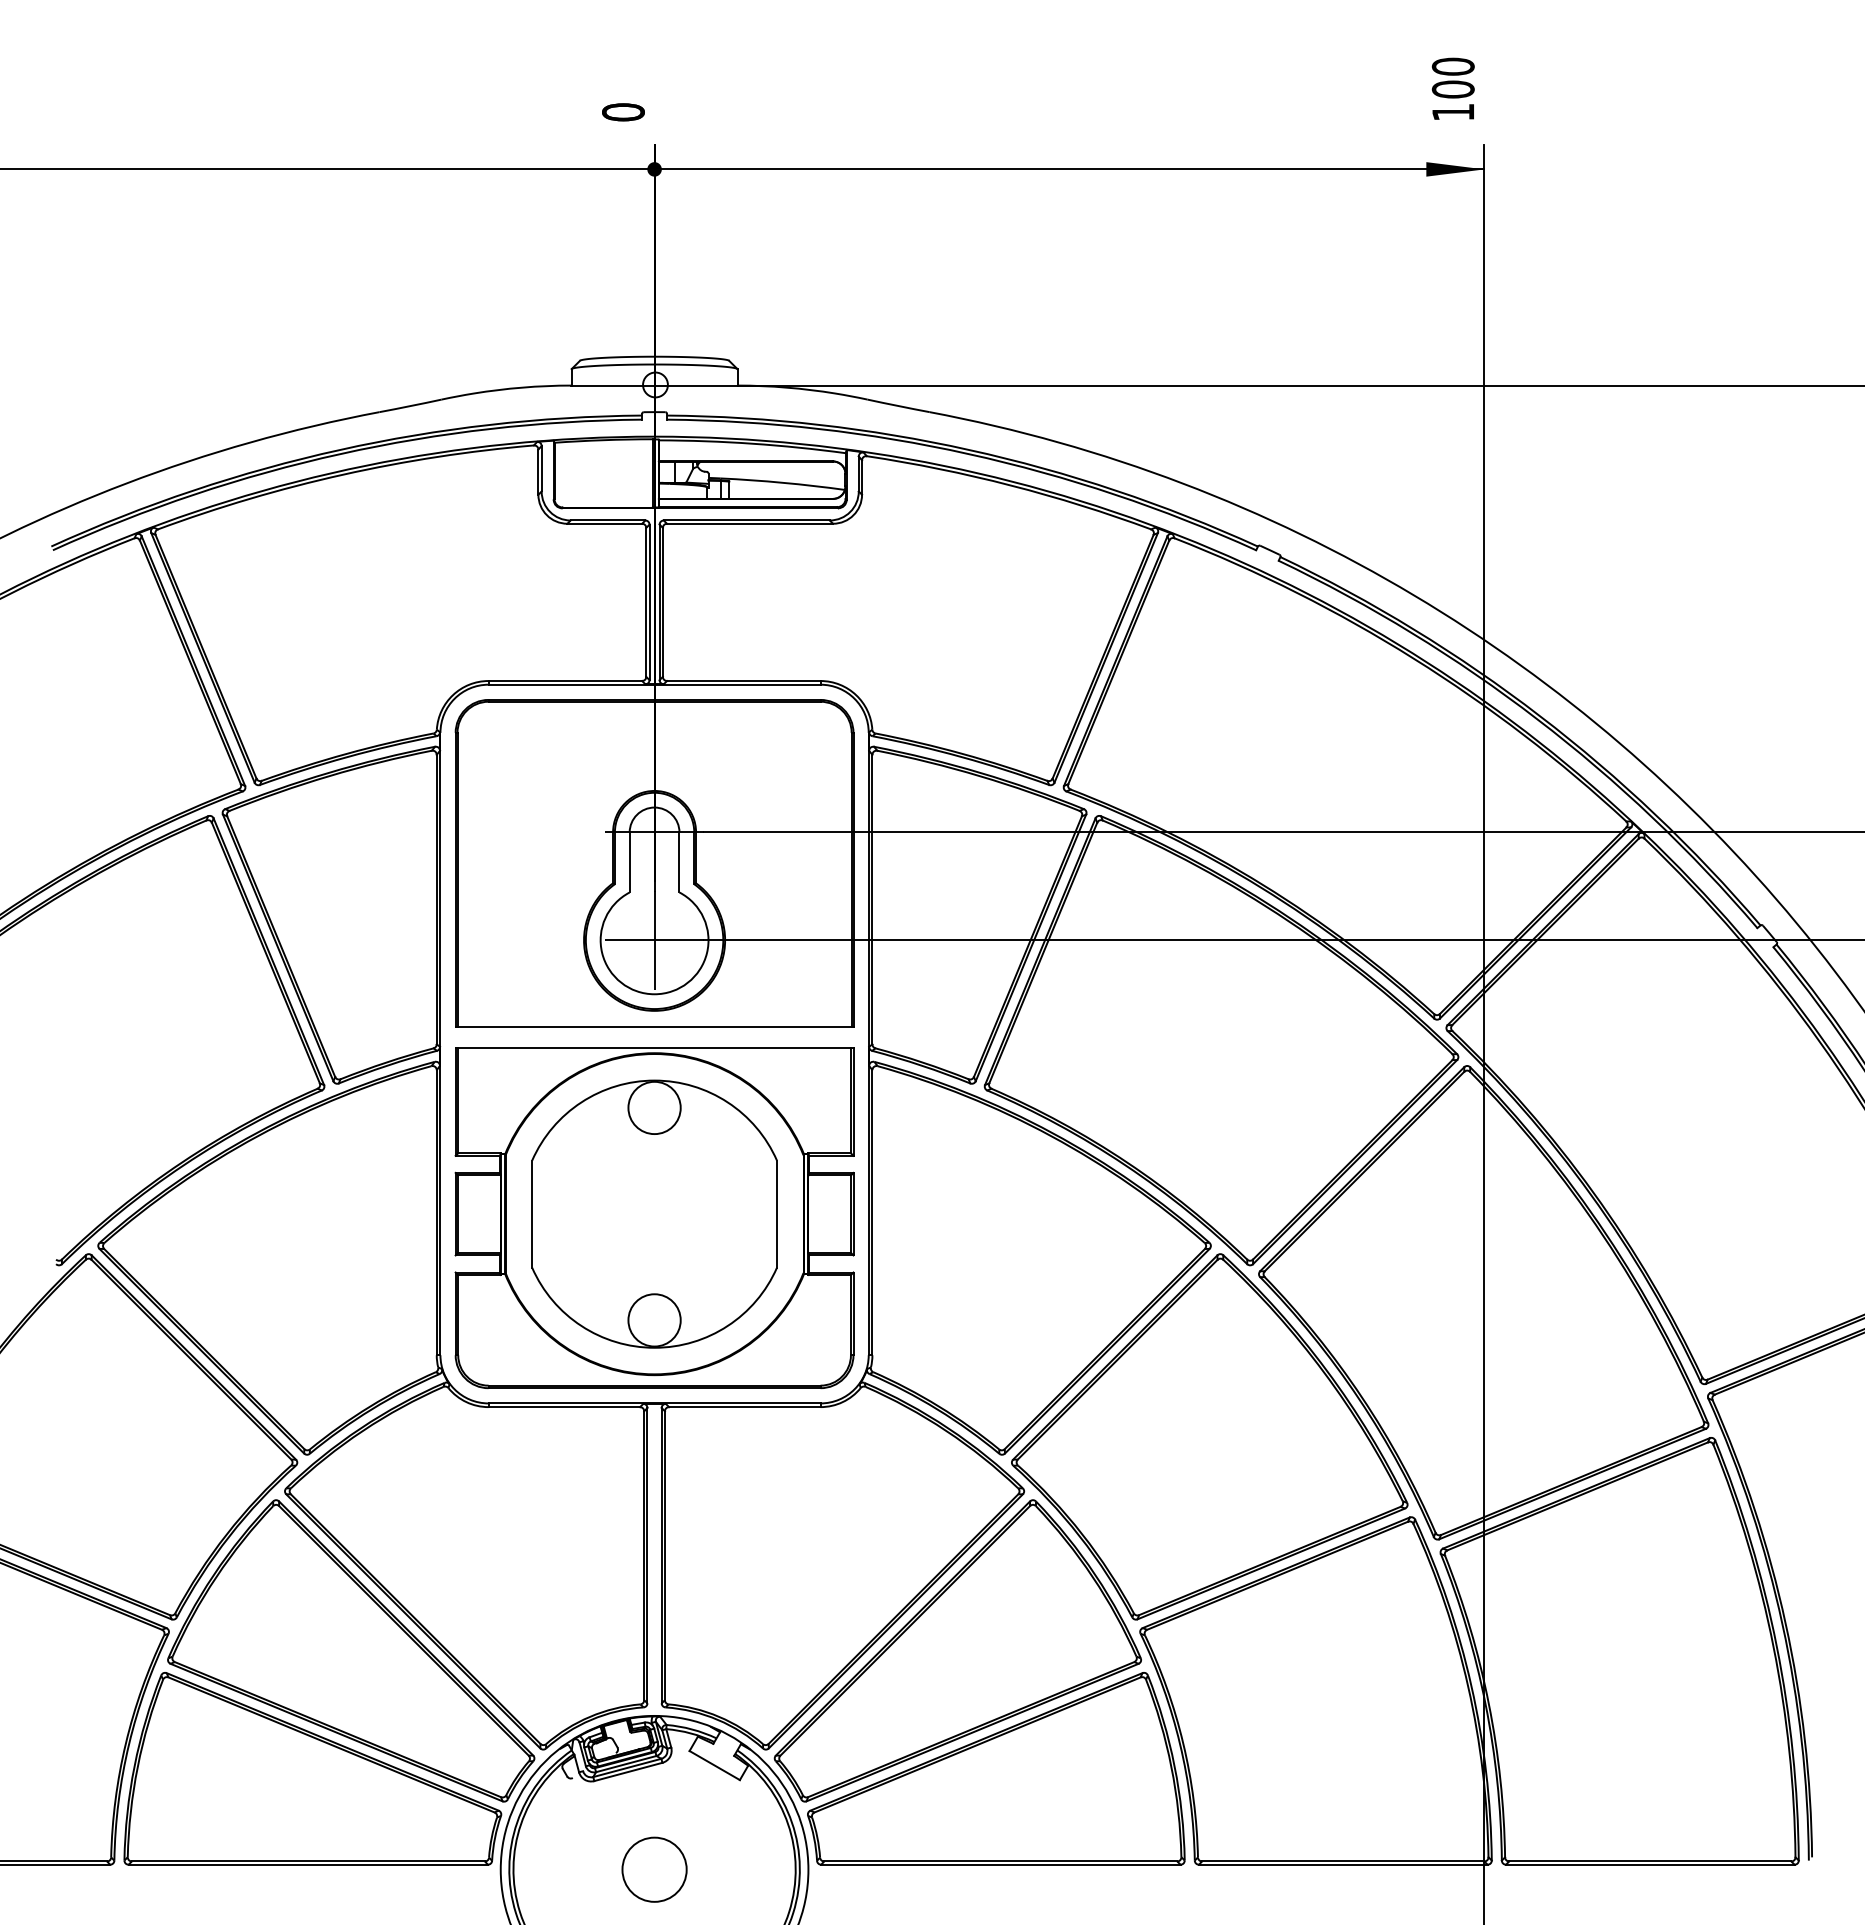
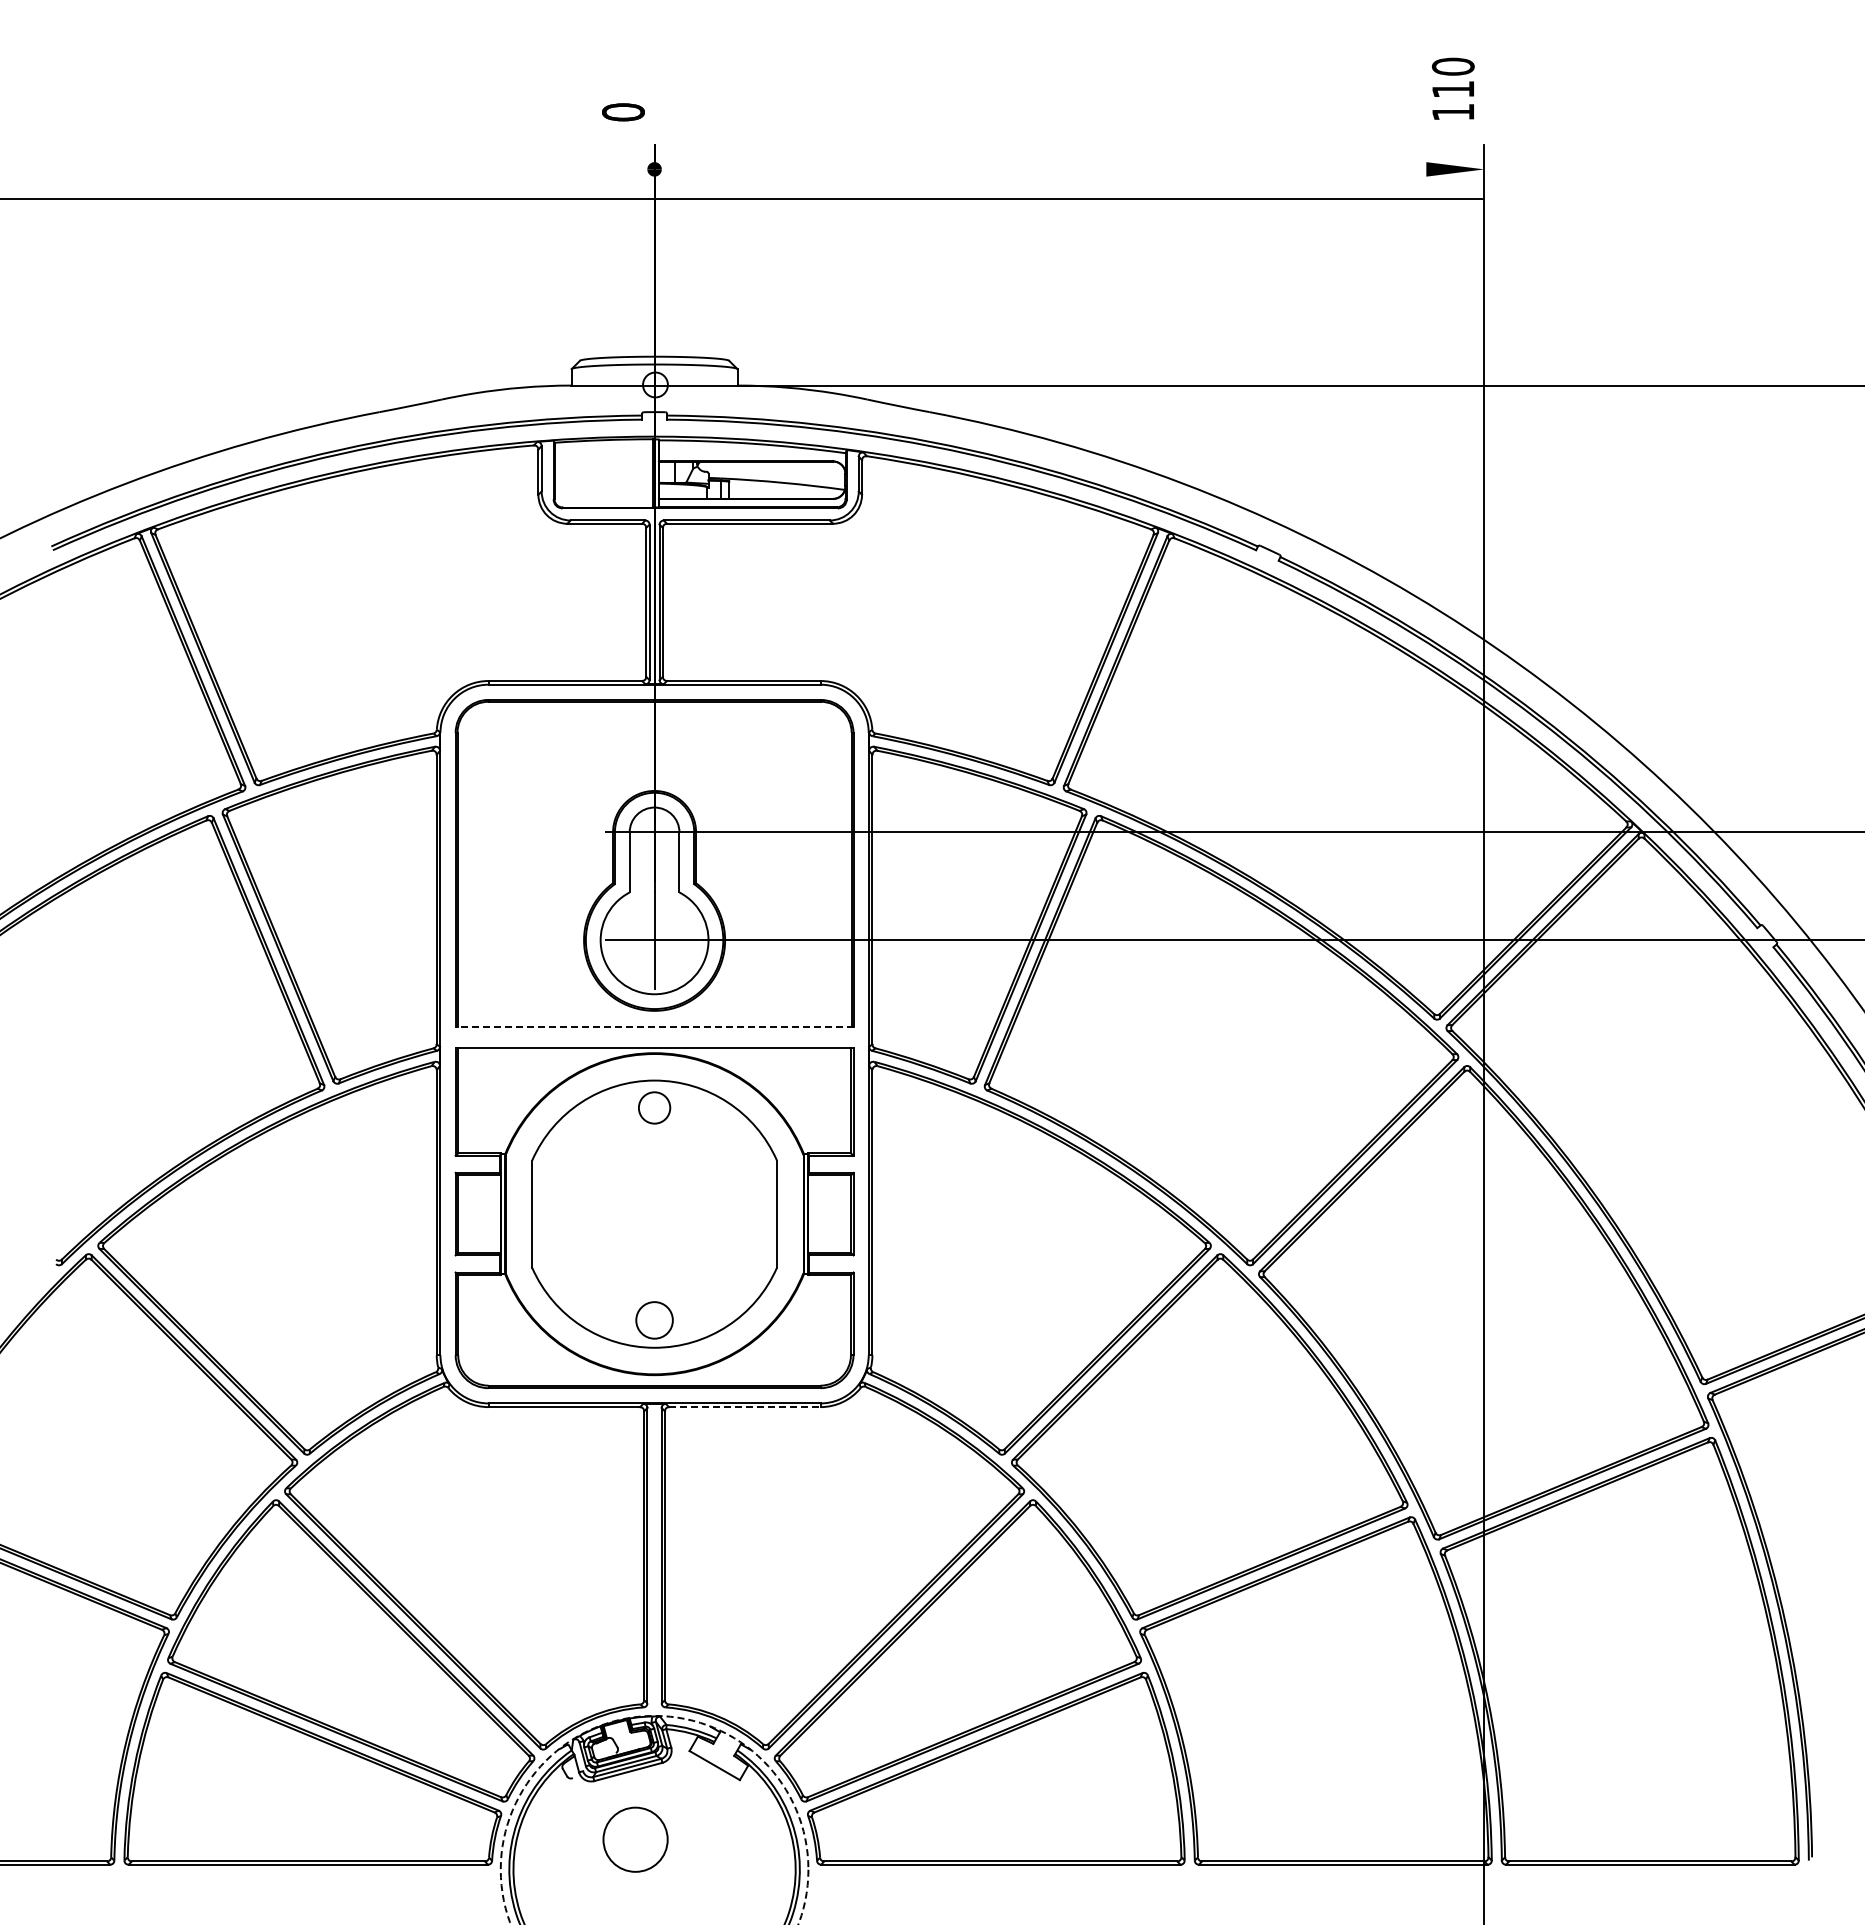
text: 100 -> 110 (1452, 89)
line position: (743, 169) -> (743, 199) (743, 199)
line: solid -> dashed (654, 1027)
circle diameter: 52 px -> 31 px (654, 1107)
circle diameter: 52 px -> 37 px (654, 1320)
line: solid -> dashed (744, 1407)
circle: solid -> dashed (654, 1819)
circle position: (654, 1869) -> (635, 1839) (635, 1839)
